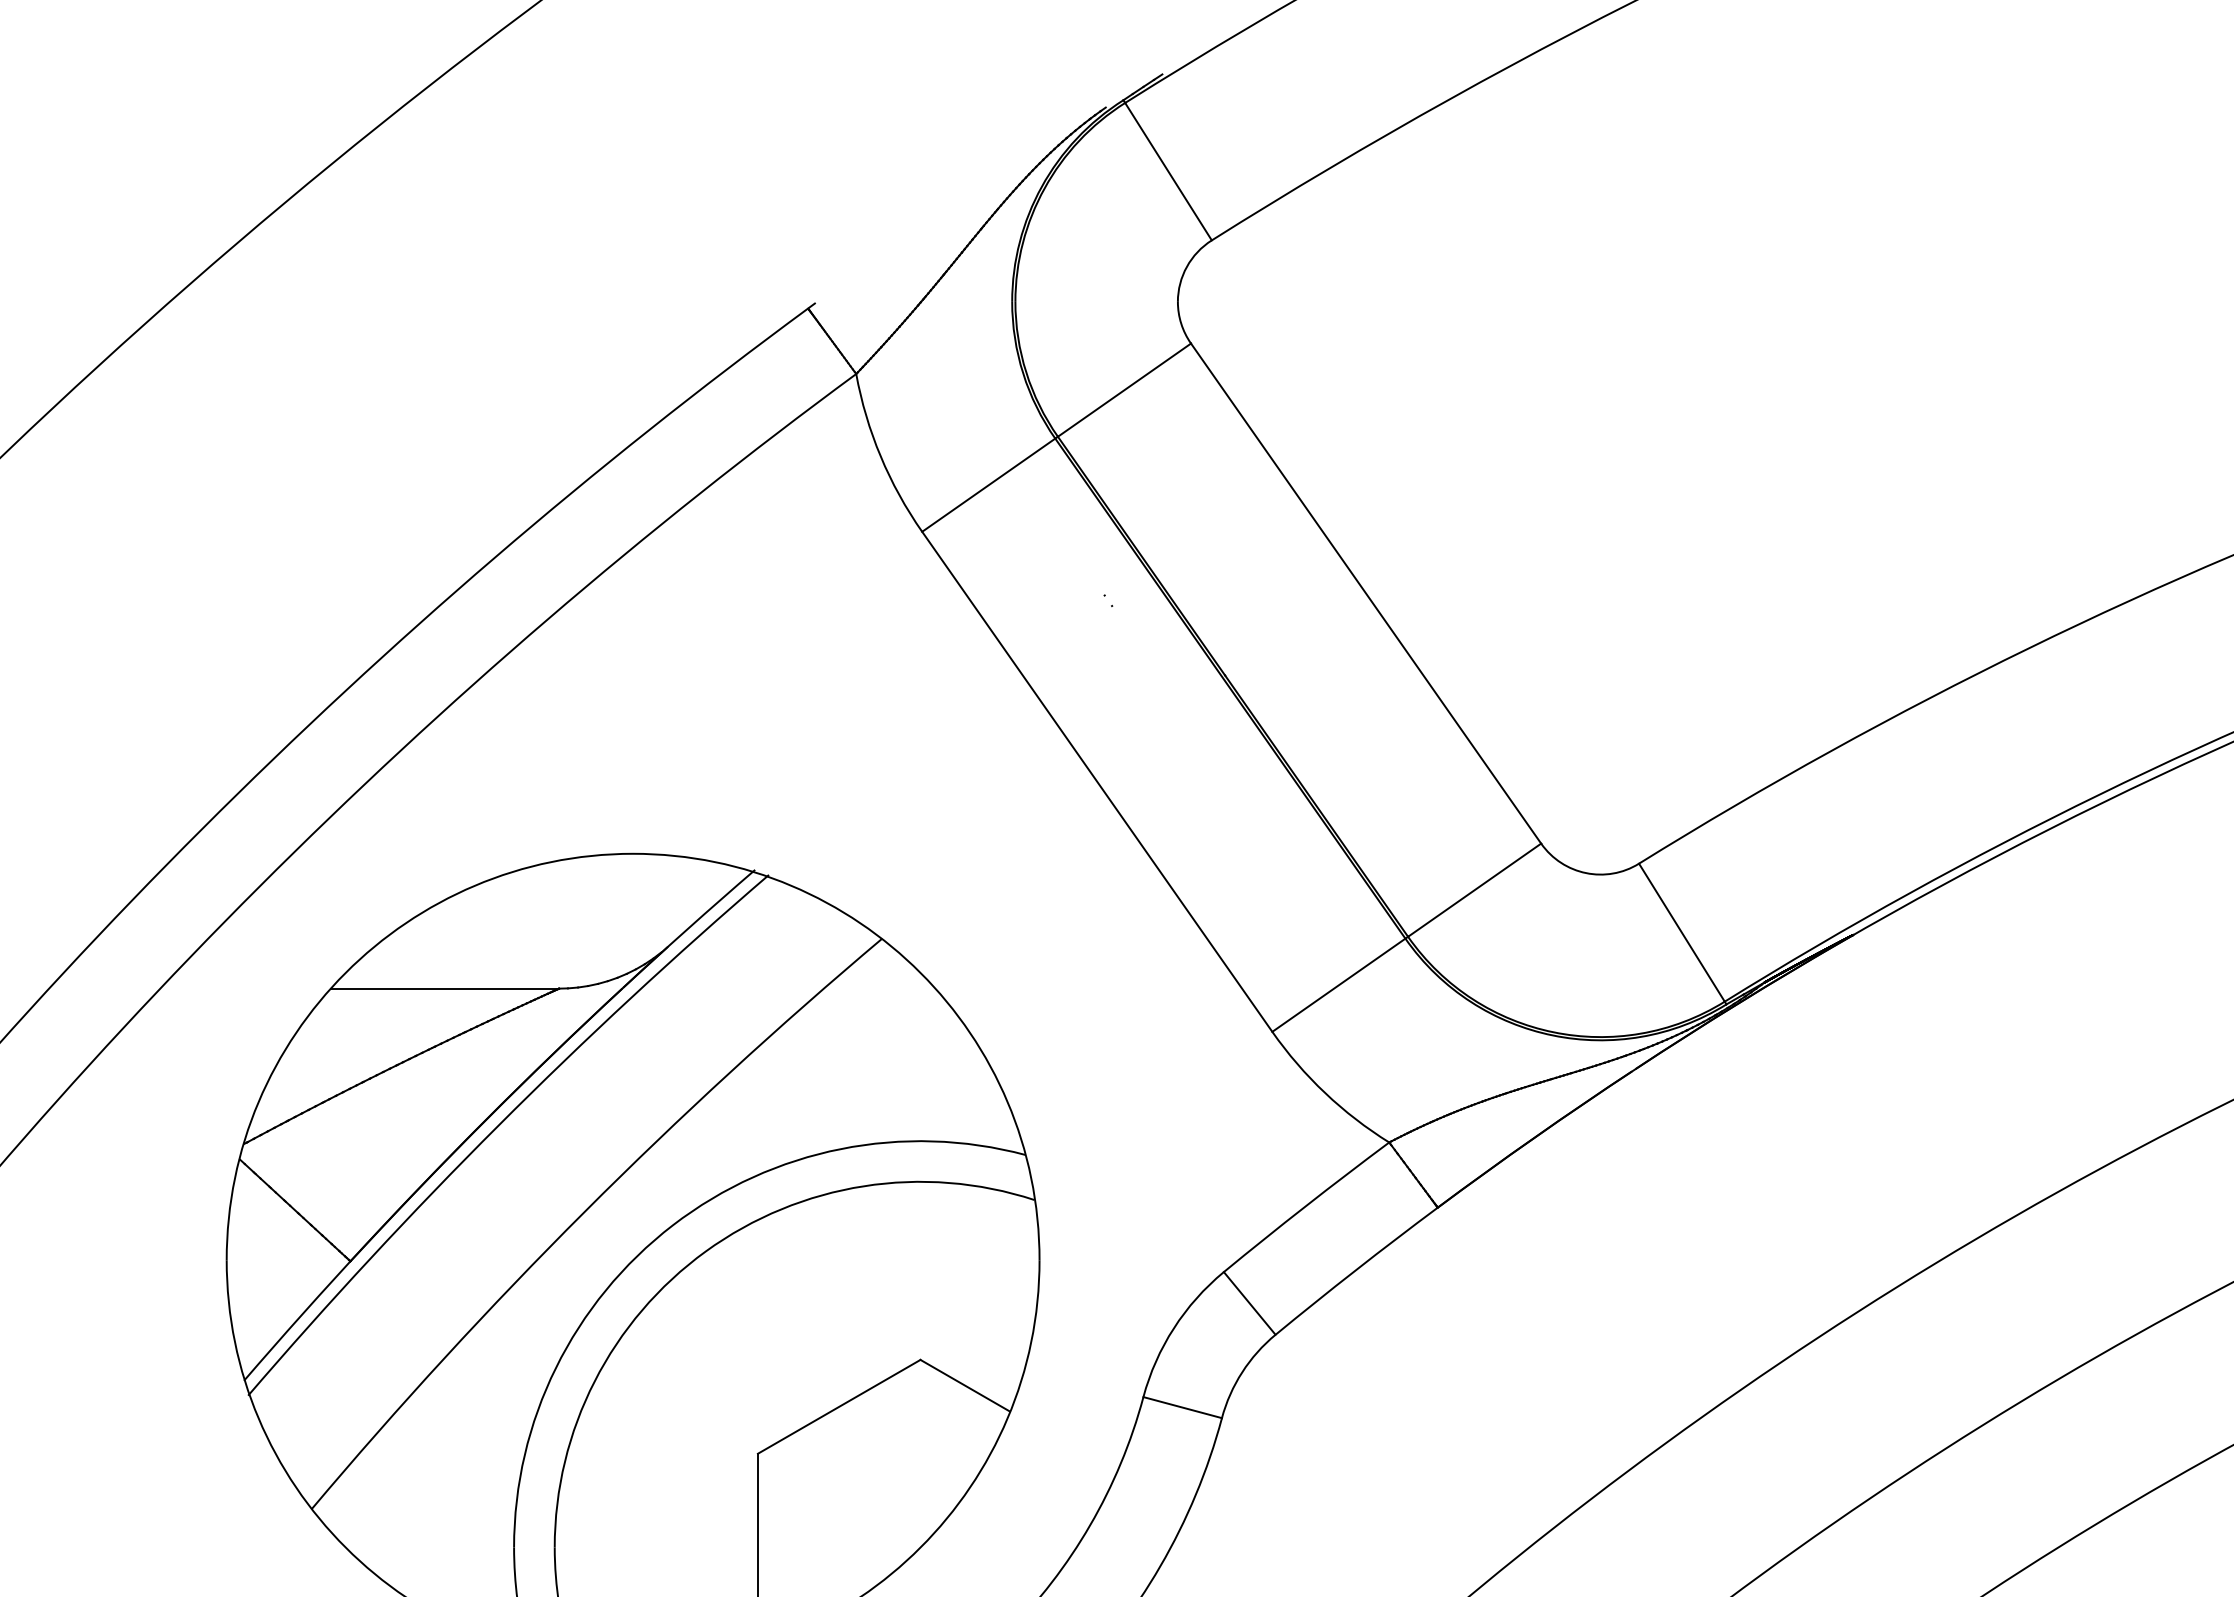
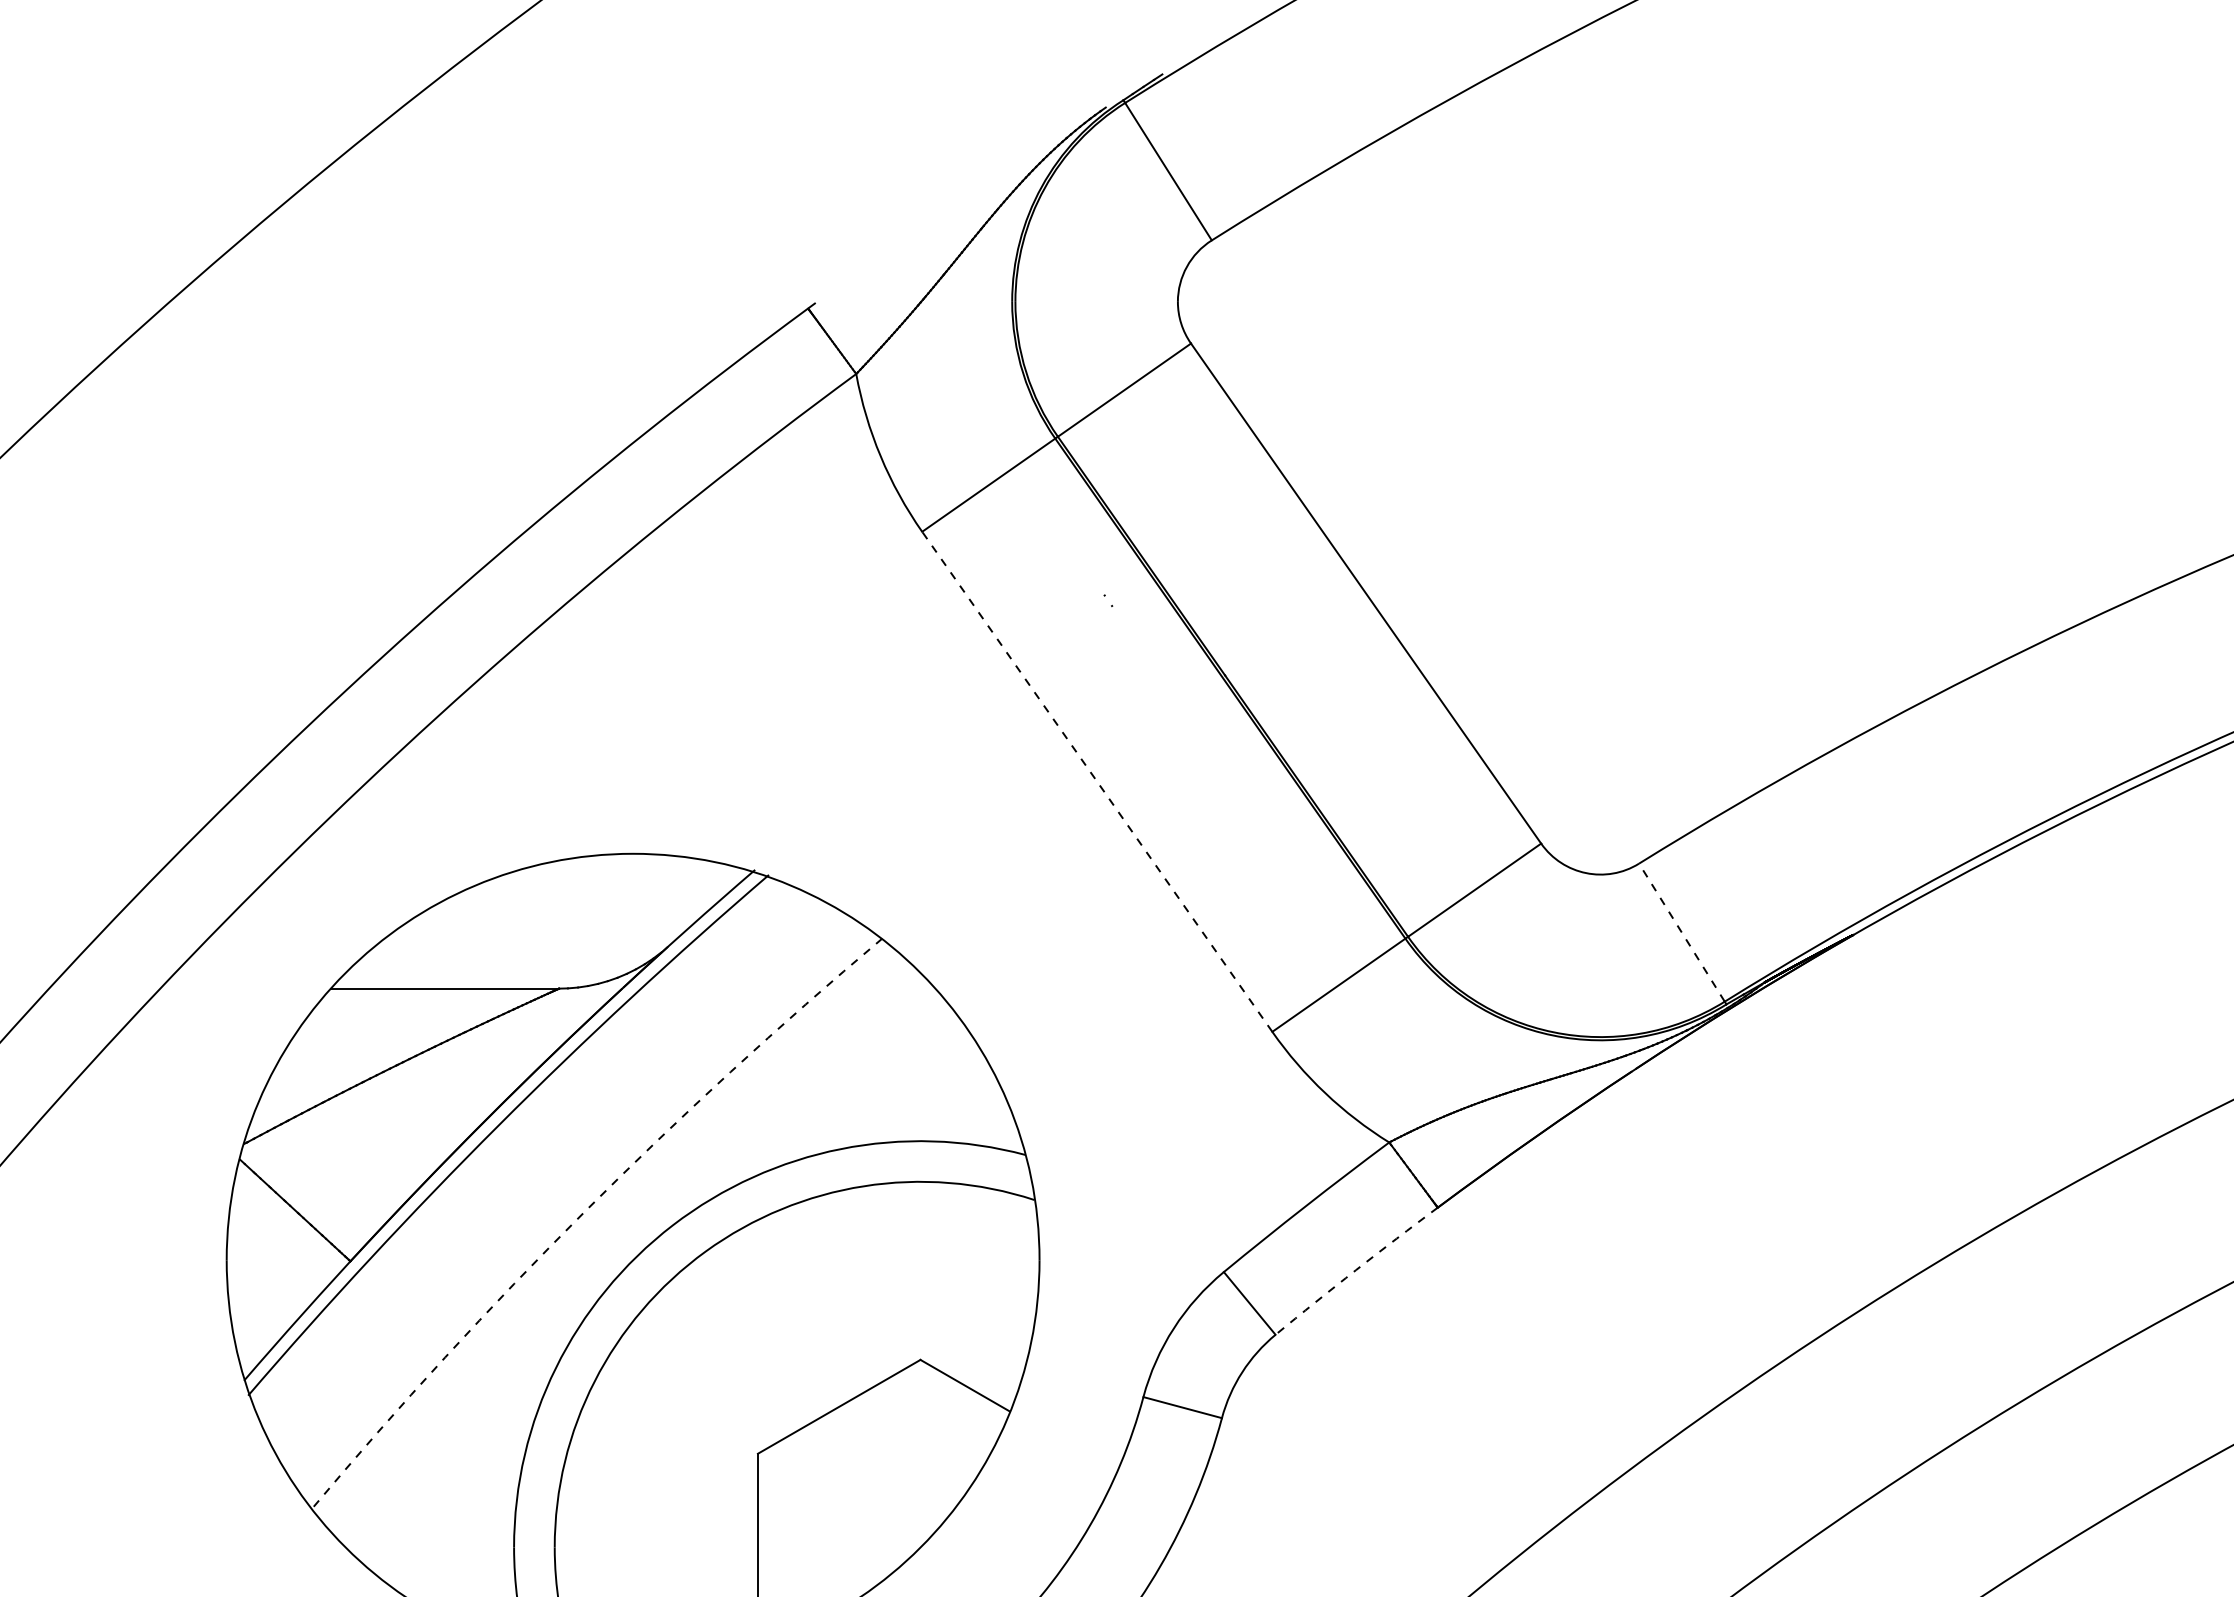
line: solid -> dashed (1097, 781)
line: solid -> dashed (1681, 932)
arc: solid -> dashed (584, 1211)
arc: solid -> dashed (1355, 1270)
